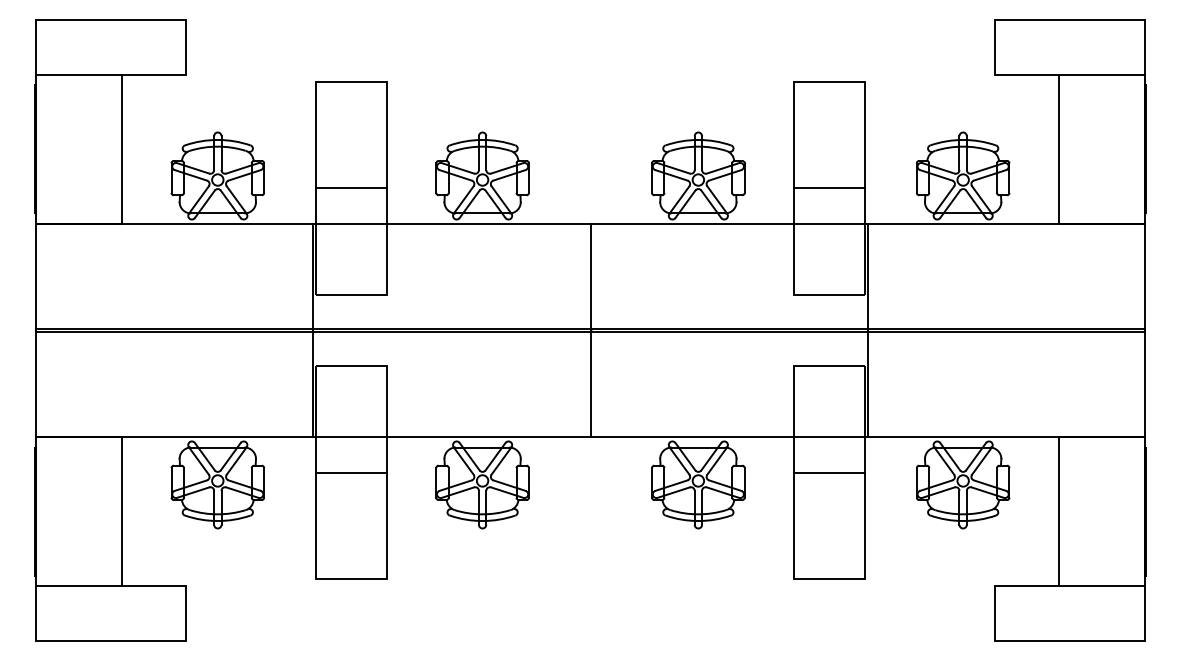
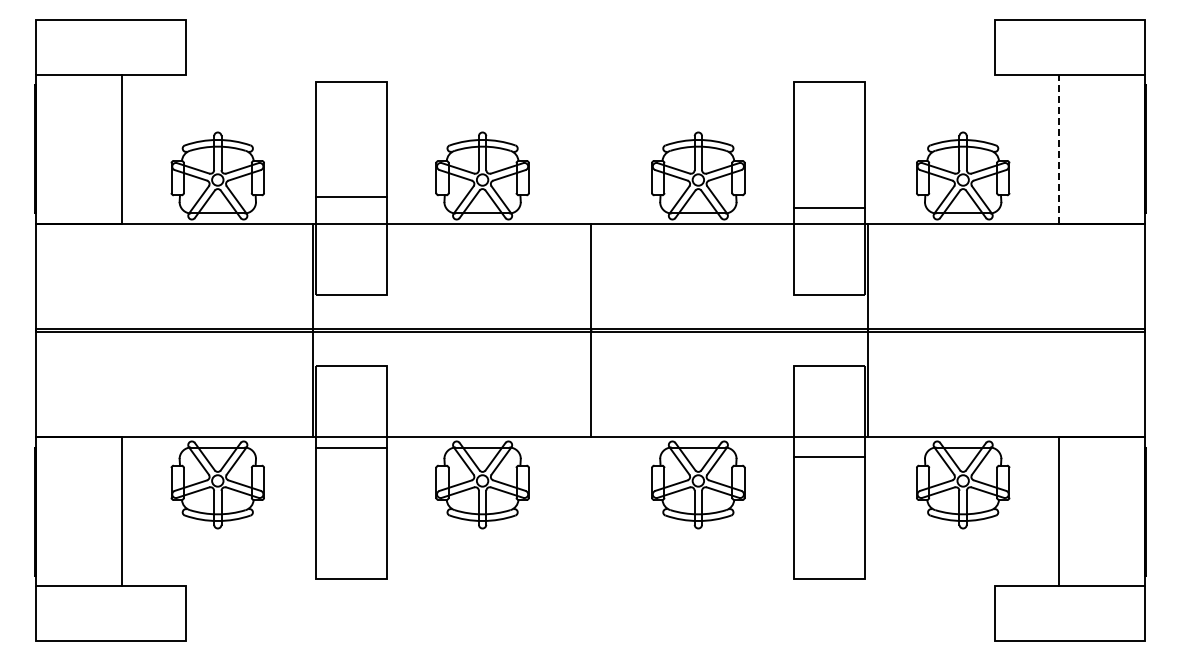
line: solid -> dashed (1059, 149)
line position: (351, 188) -> (351, 197) (351, 197)
line position: (828, 188) -> (828, 208) (828, 208)
line position: (351, 472) -> (351, 447) (351, 447)
line position: (828, 472) -> (828, 456) (828, 456)
